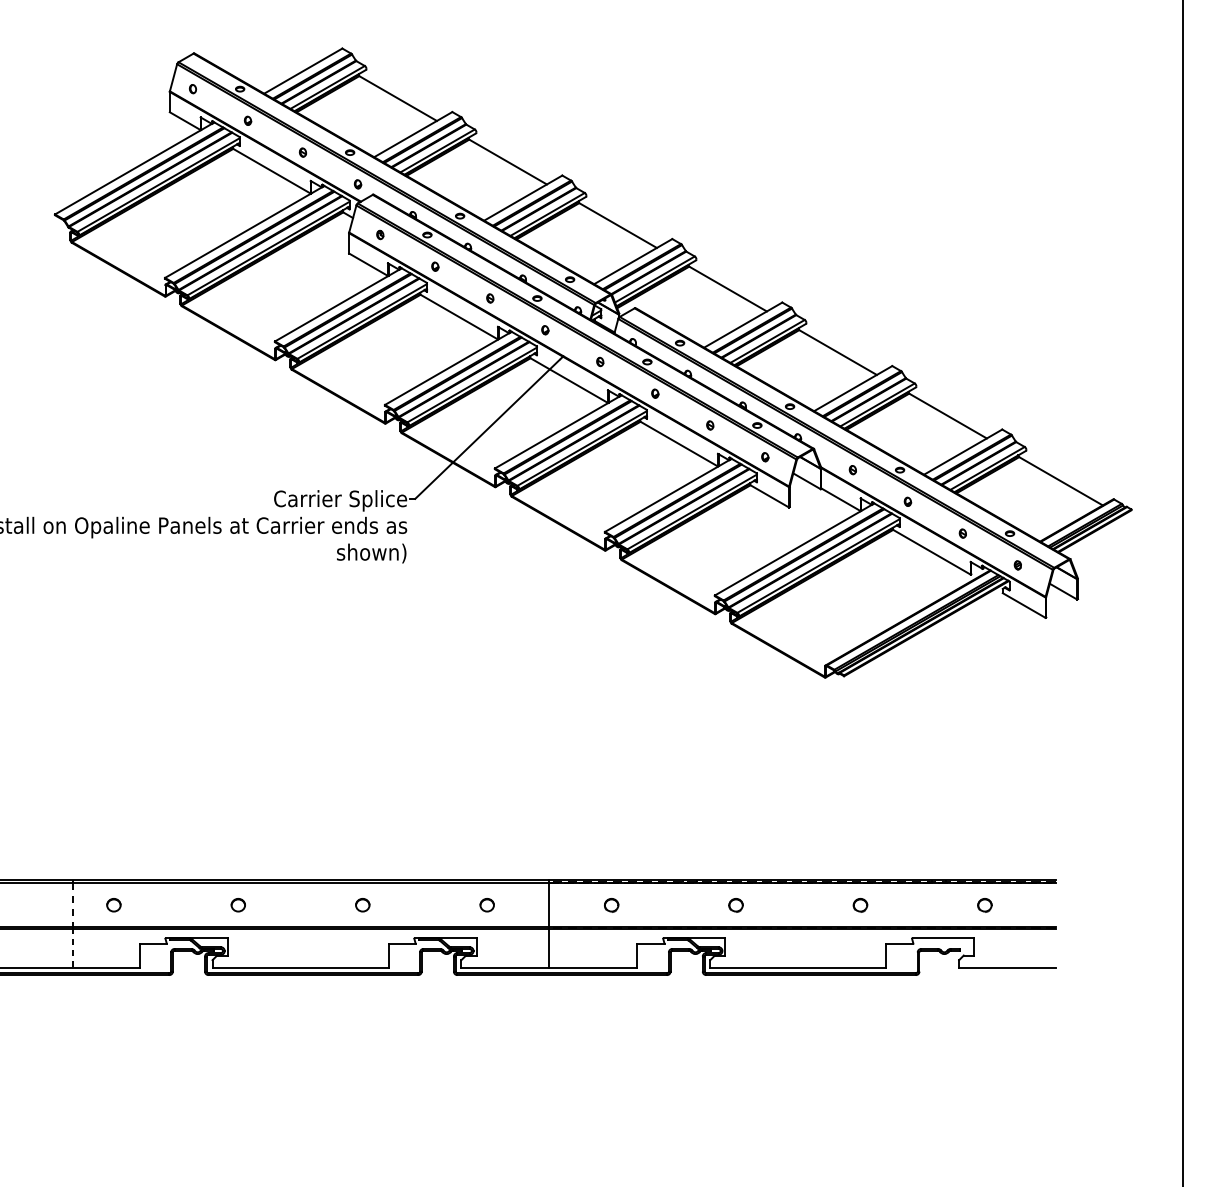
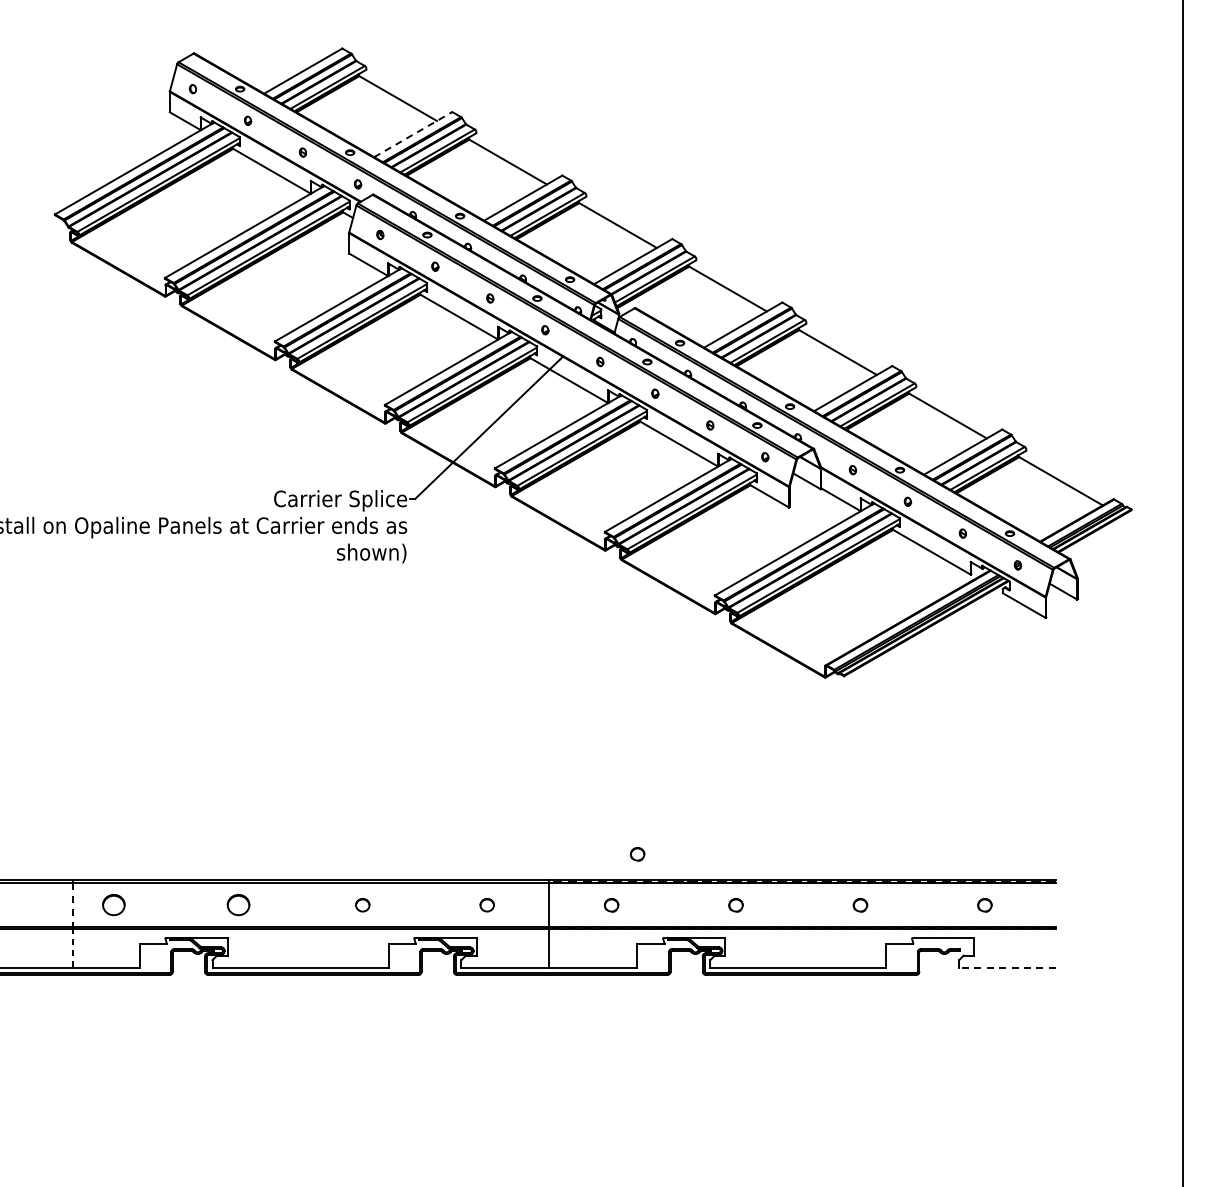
line: solid -> dashed (413, 134)
part: none -> present (637, 854)
part size: 16x15 px -> 24x23 px (113, 905)
part size: 16x15 px -> 25x23 px (238, 905)
line: solid -> dashed (1007, 968)
